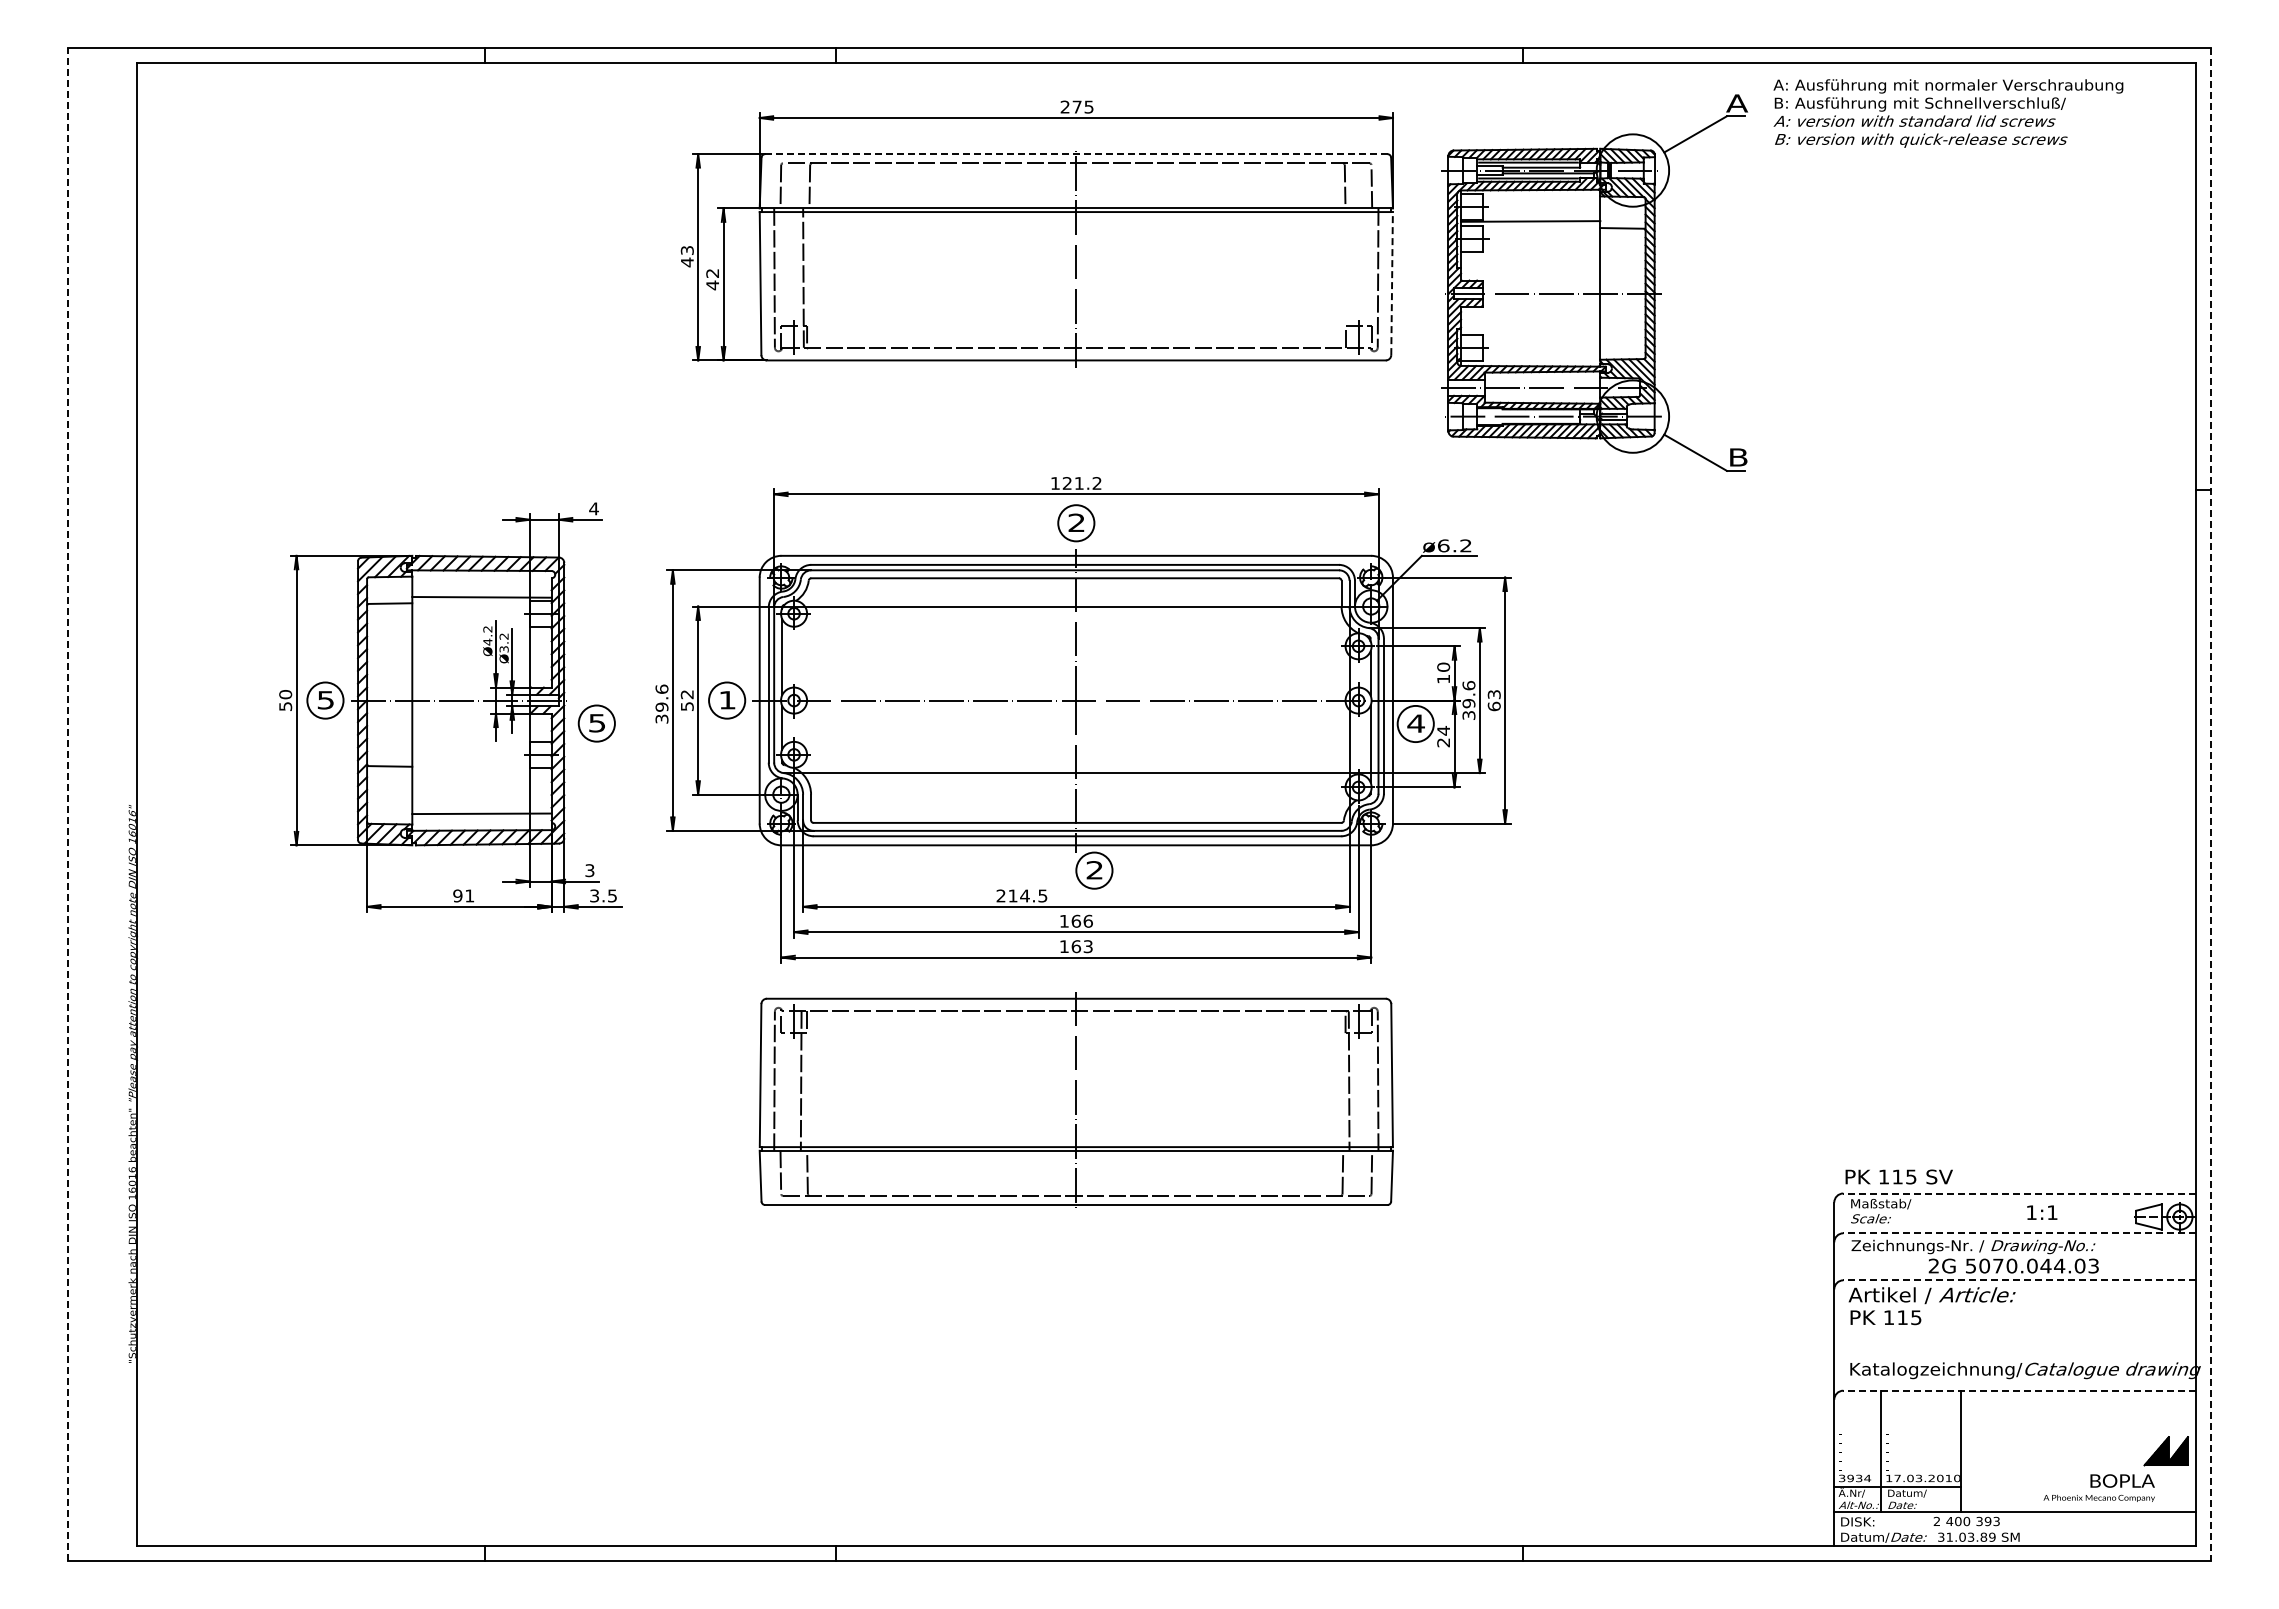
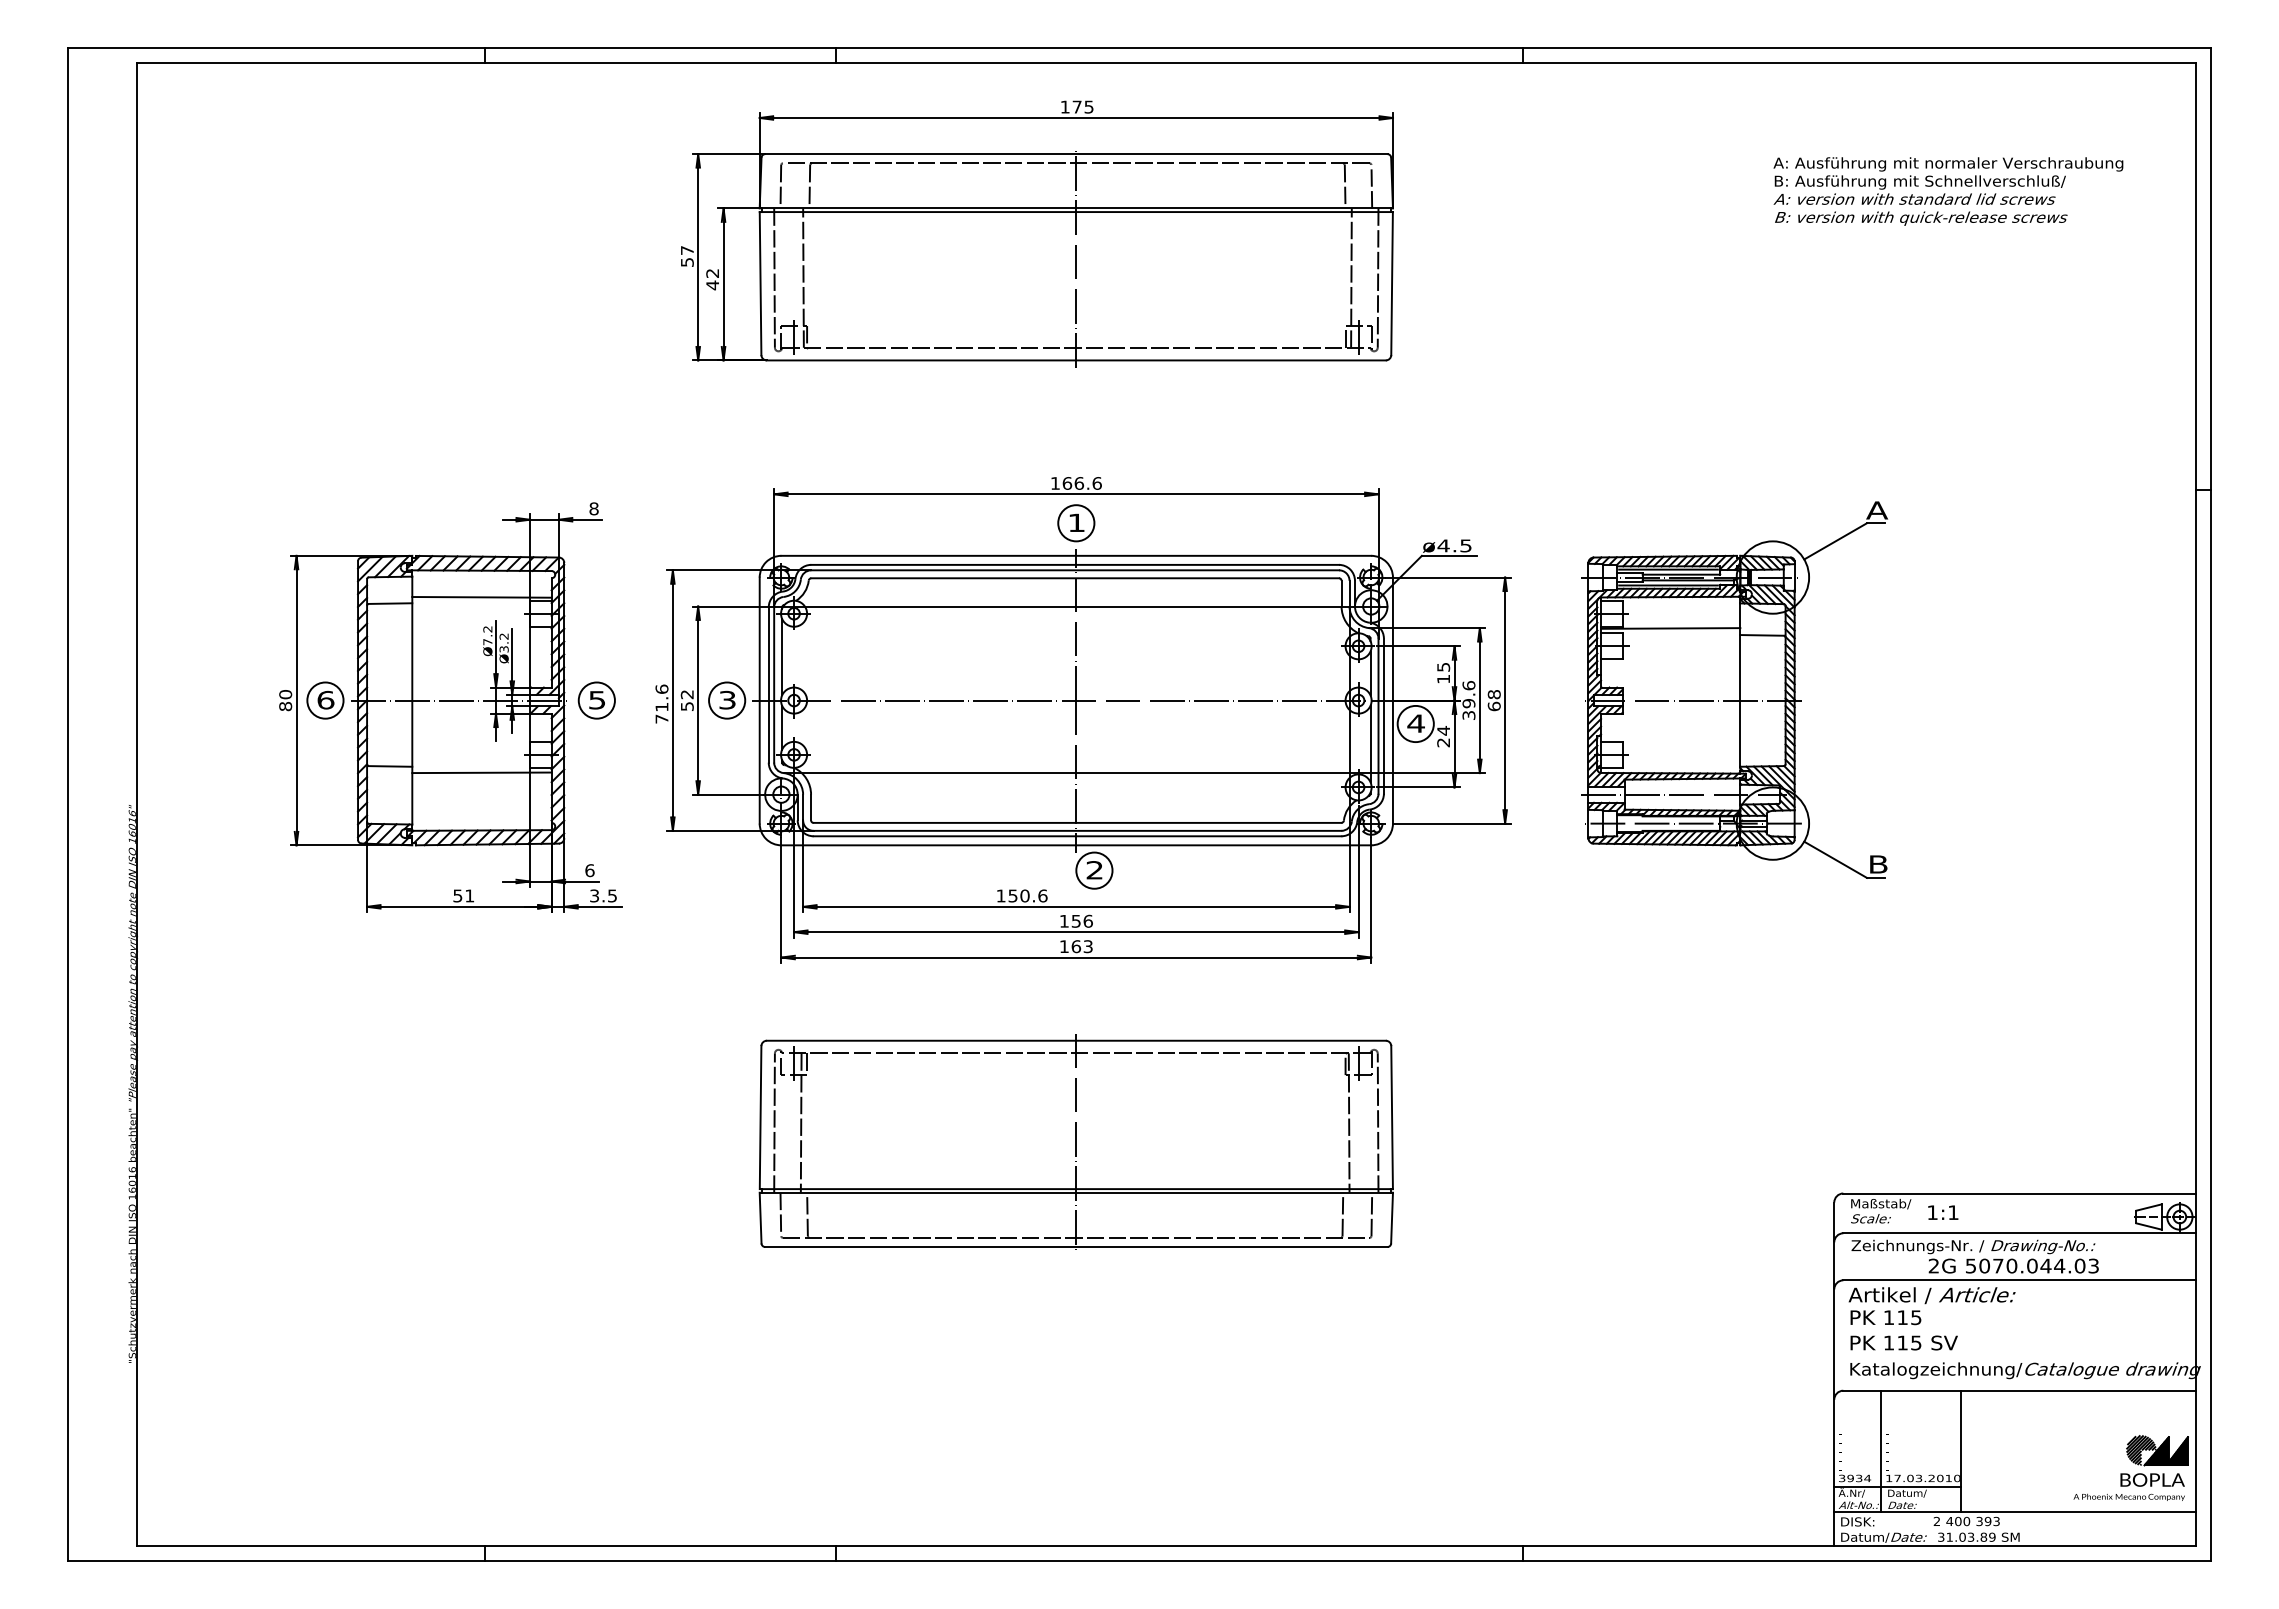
text: 275 -> 175 (1064, 106)
text position: (1948, 113) -> (1948, 191) (1948, 191)
line: dashed -> solid (1075, 154)
text: 43 -> 57 (686, 256)
line: none -> present (1351, 277)
part position: (1594, 282) -> (1734, 689) (1734, 689)
line: dashed -> solid (1392, 283)
text: 121.2 -> 166.6 (1081, 483)
text: 4 -> 8 (593, 508)
text: 2 -> 1 (1076, 522)
text: ø6.2 -> ø4.5 (1454, 545)
text: Ø4.2 -> Ø7.2 (487, 641)
text: 10 -> 15 (1443, 666)
text: 63 -> 68 (1493, 694)
text: 5 -> 6 (325, 699)
text: 1 -> 3 (727, 699)
text: 50 -> 80 (285, 706)
text: 39.6 -> 71.6 (661, 712)
part position: (596, 723) -> (596, 700) (596, 700)
line: dashed -> solid (68, 804)
line: dashed -> solid (2210, 804)
line position: (481, 813) -> (481, 772) (481, 772)
text: 3 -> 6 (589, 870)
text: 91 -> 51 (457, 895)
text: 214.5 -> 150.6 (1021, 895)
text: 166 -> 156 (1076, 920)
part position: (1075, 1099) -> (1075, 1141) (1075, 1141)
text position: (1898, 1176) -> (1903, 1342) (1903, 1342)
line: dashed -> solid (2019, 1193)
text position: (2042, 1212) -> (1943, 1212) (1943, 1212)
line: dashed -> solid (2019, 1233)
line: dashed -> solid (2019, 1280)
line: dashed -> solid (2019, 1390)
hatch: none -> present (2141, 1450)
text position: (2098, 1487) -> (2128, 1486) (2128, 1486)
